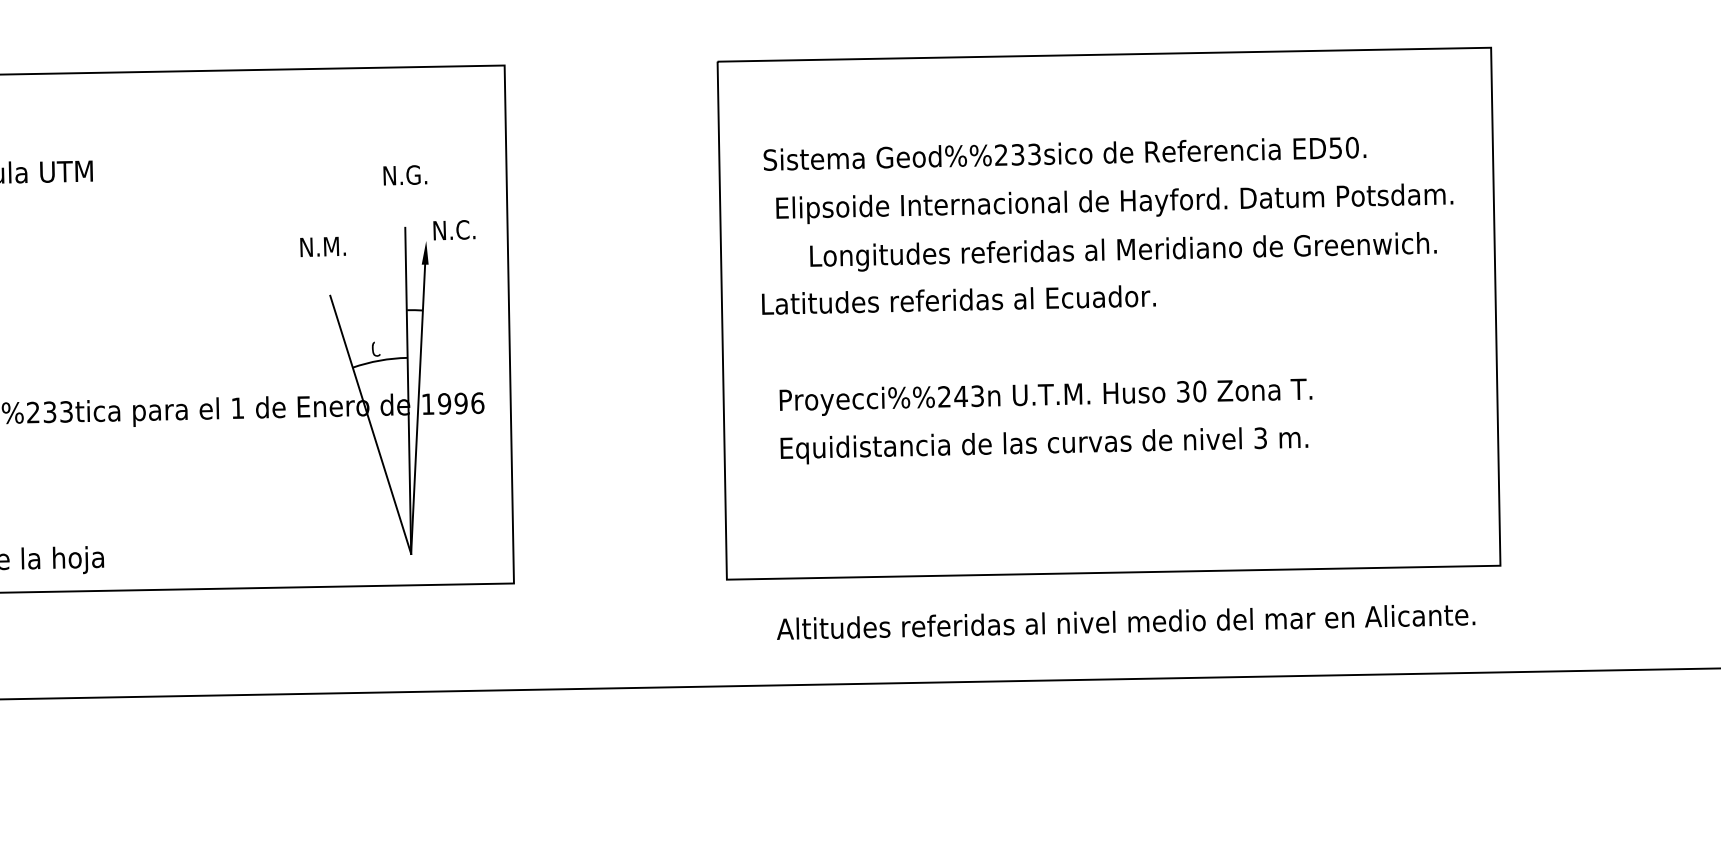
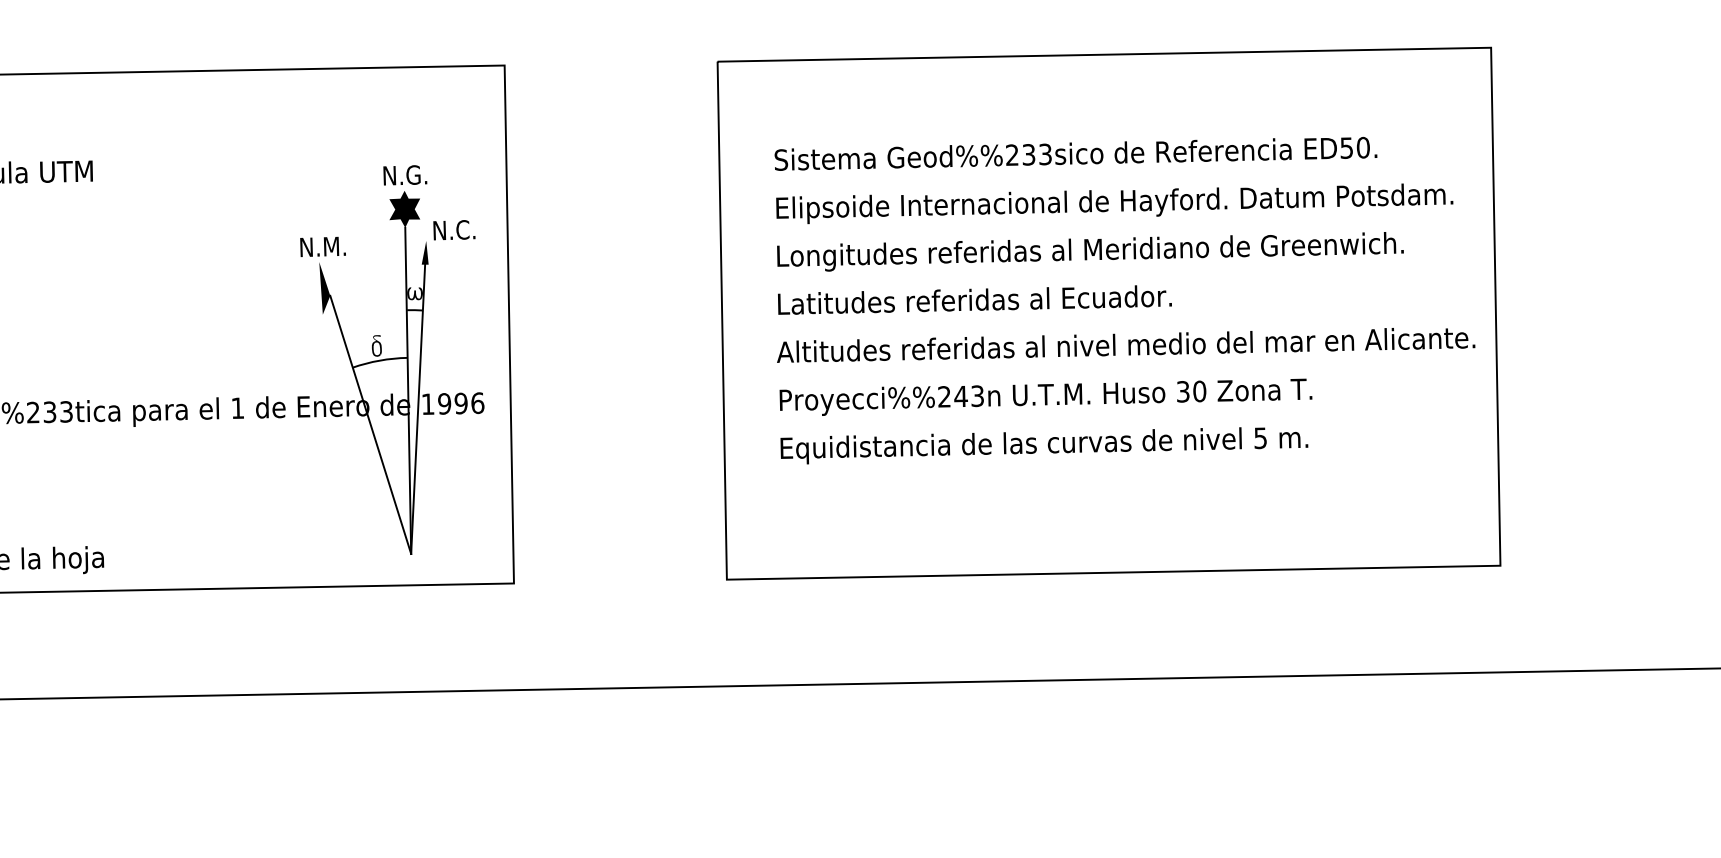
text position: (1064, 153) -> (1075, 153) (1075, 153)
fill: none -> present (404, 208)
text position: (1123, 251) -> (1090, 251) (1090, 251)
fill: none -> present (324, 288)
fill: none -> present (415, 293)
text position: (958, 299) -> (974, 299) (974, 299)
fill: none -> present (377, 344)
text: 3 -> 5 (1260, 437)
text position: (1126, 622) -> (1126, 345) (1126, 345)
